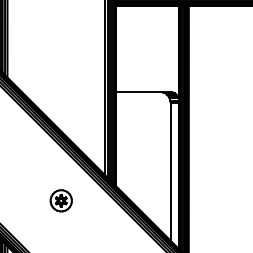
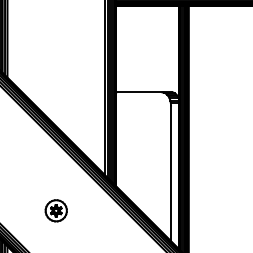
part position: (60, 200) -> (55, 210) (55, 210)
